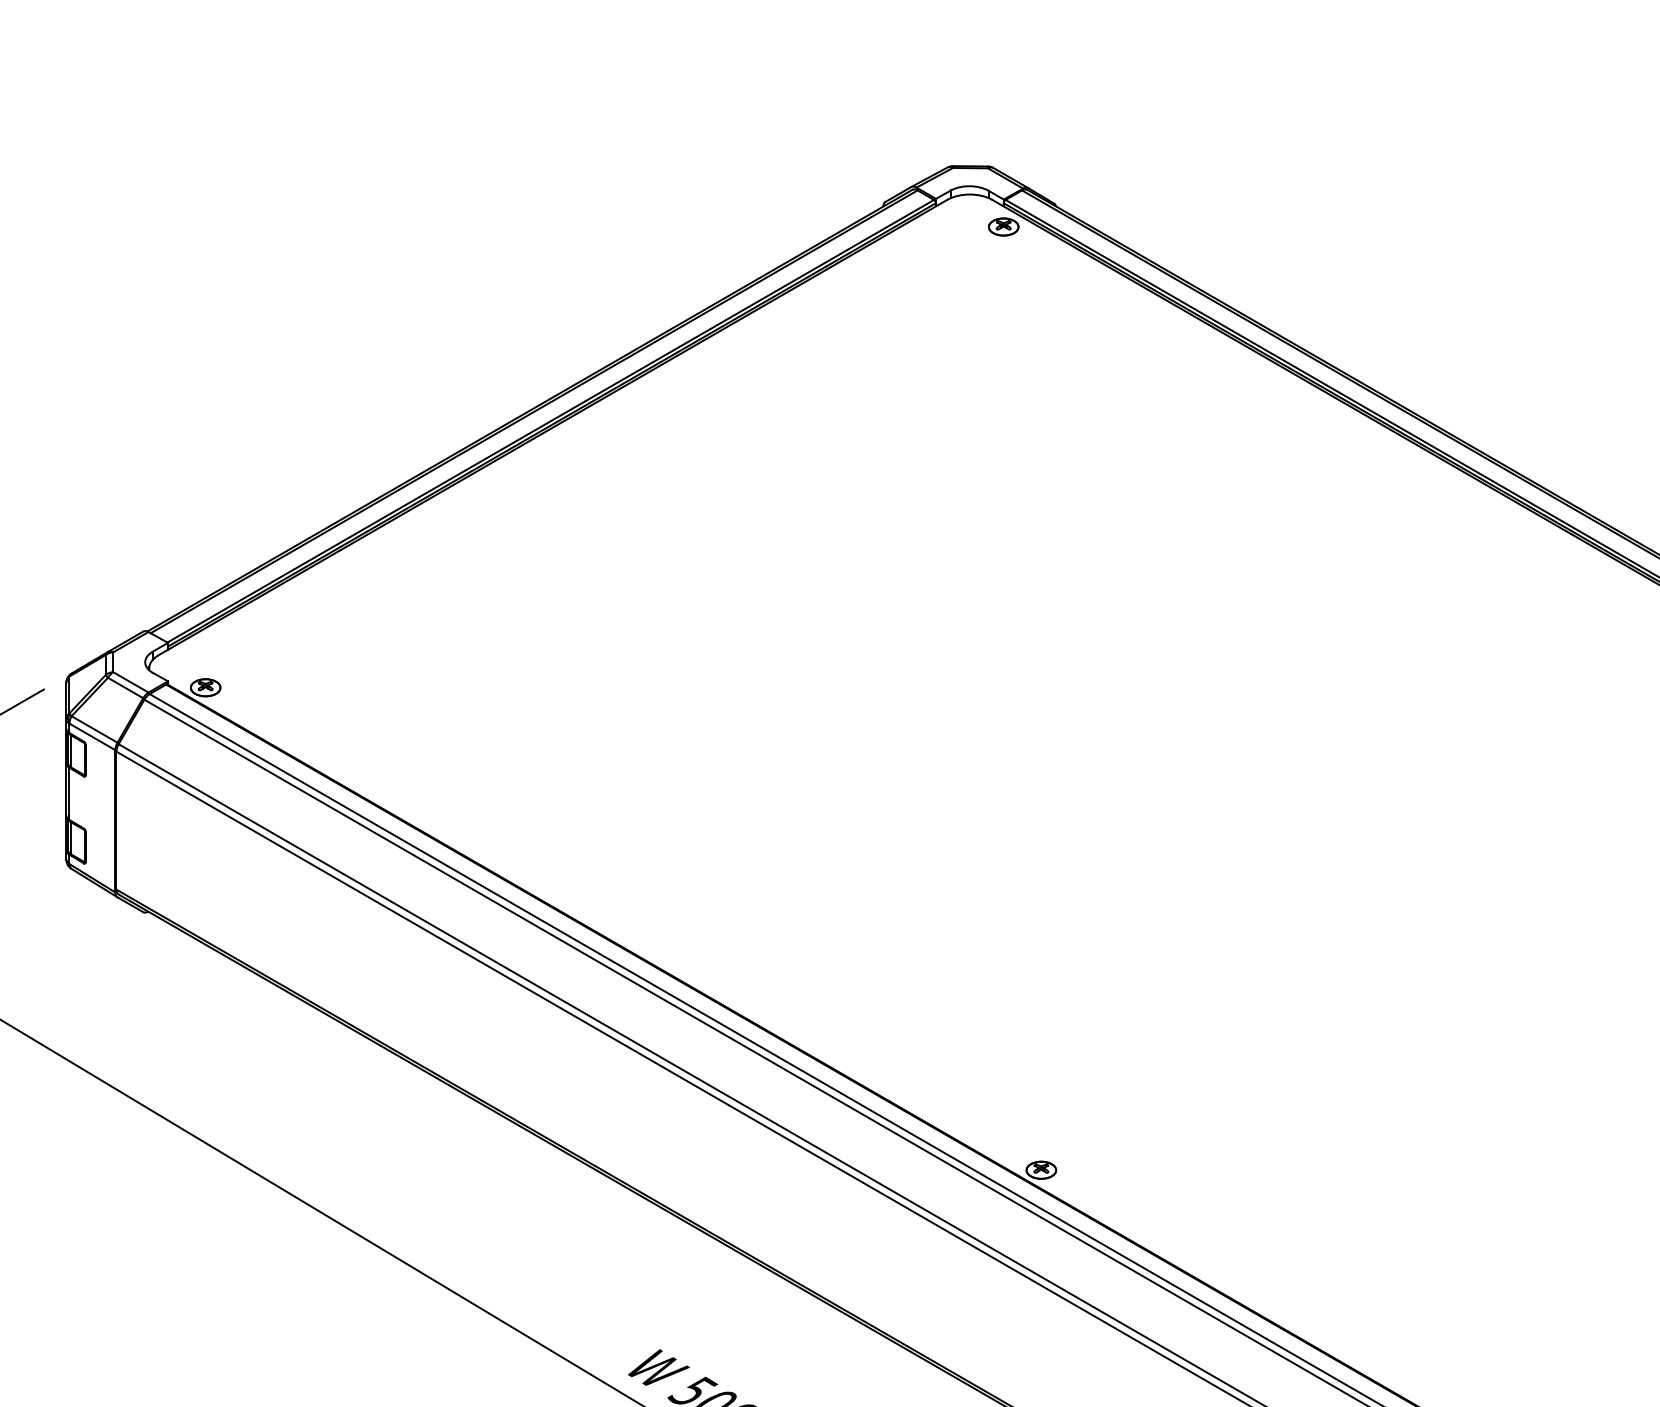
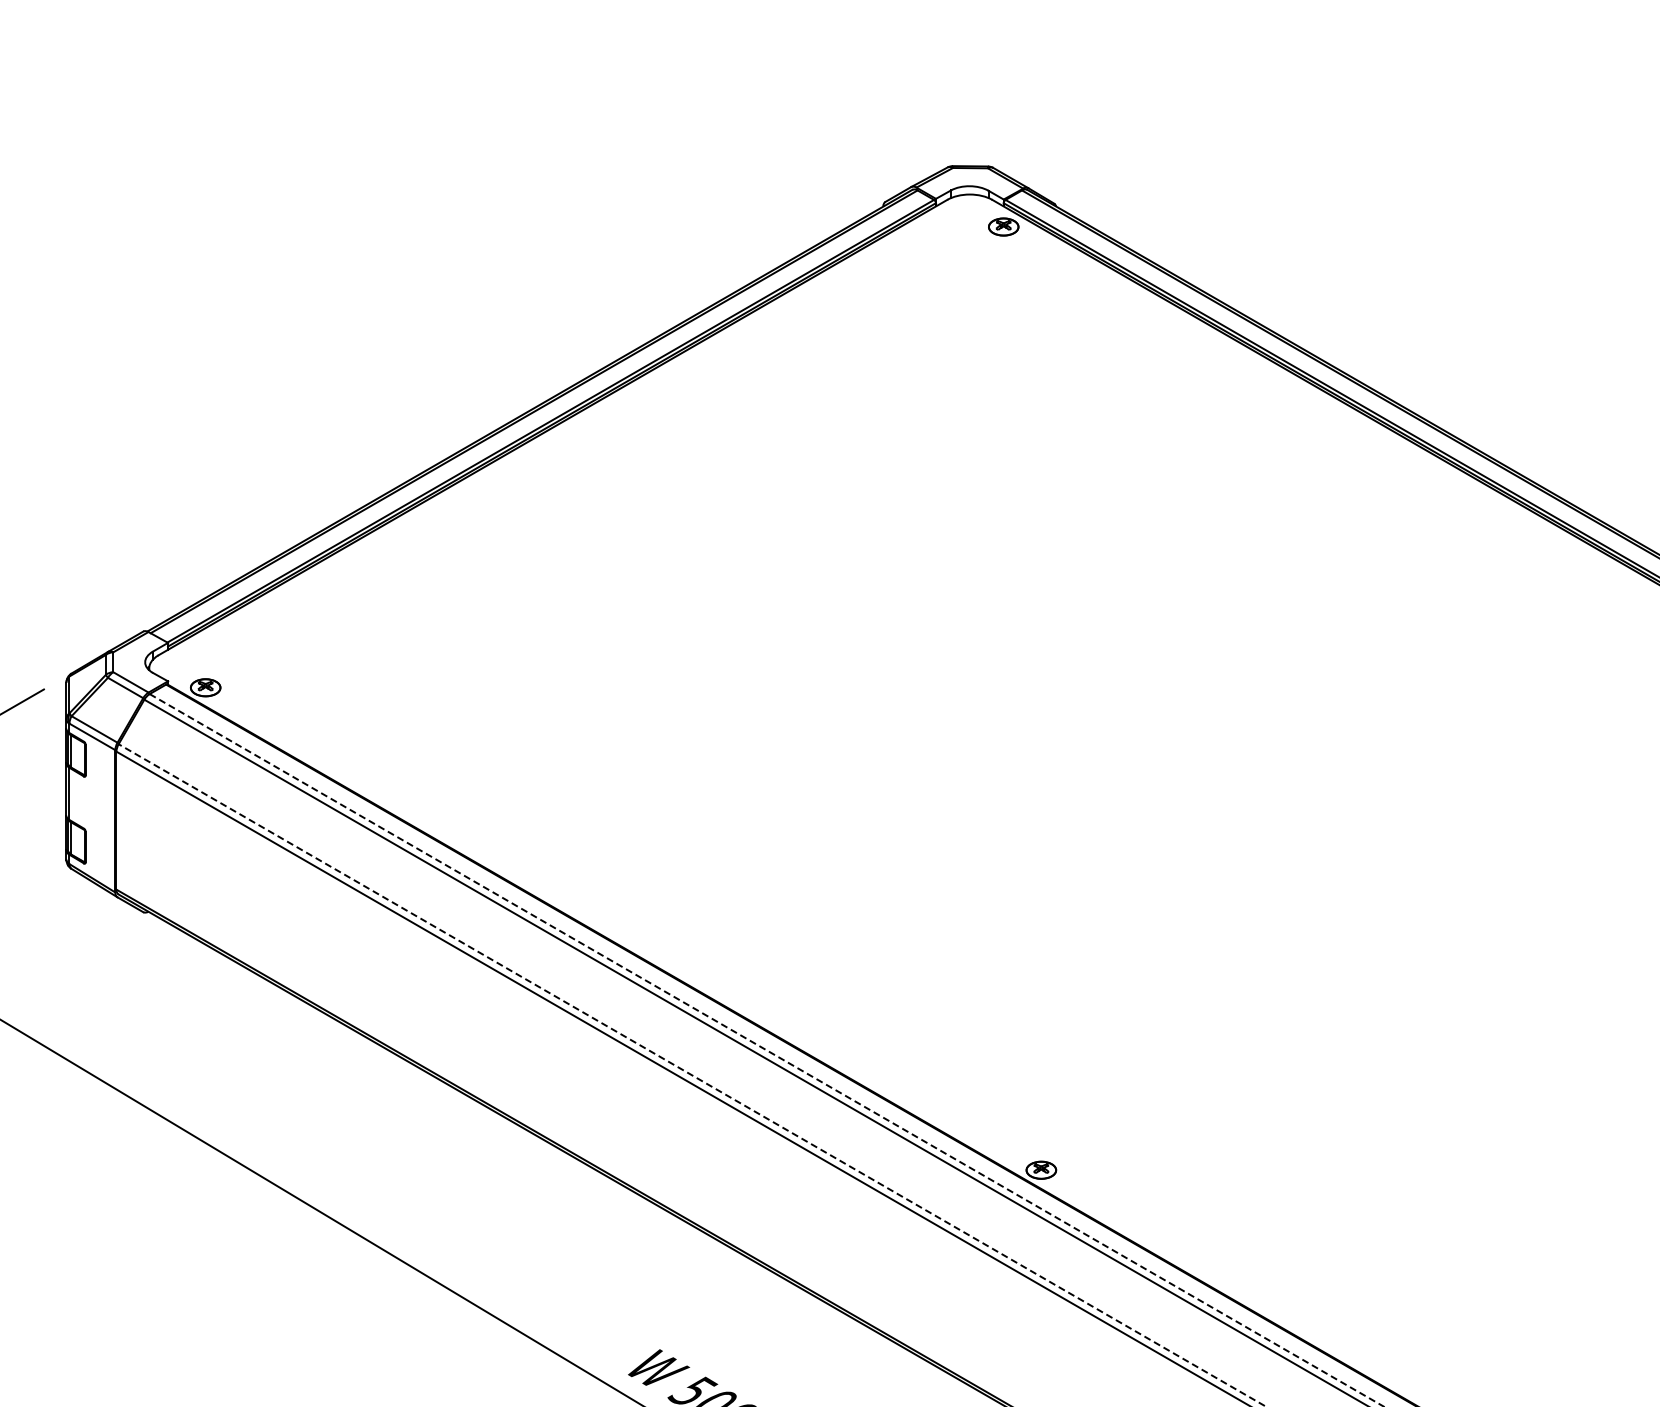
line: solid -> dashed (766, 1050)
line: solid -> dashed (691, 1075)
